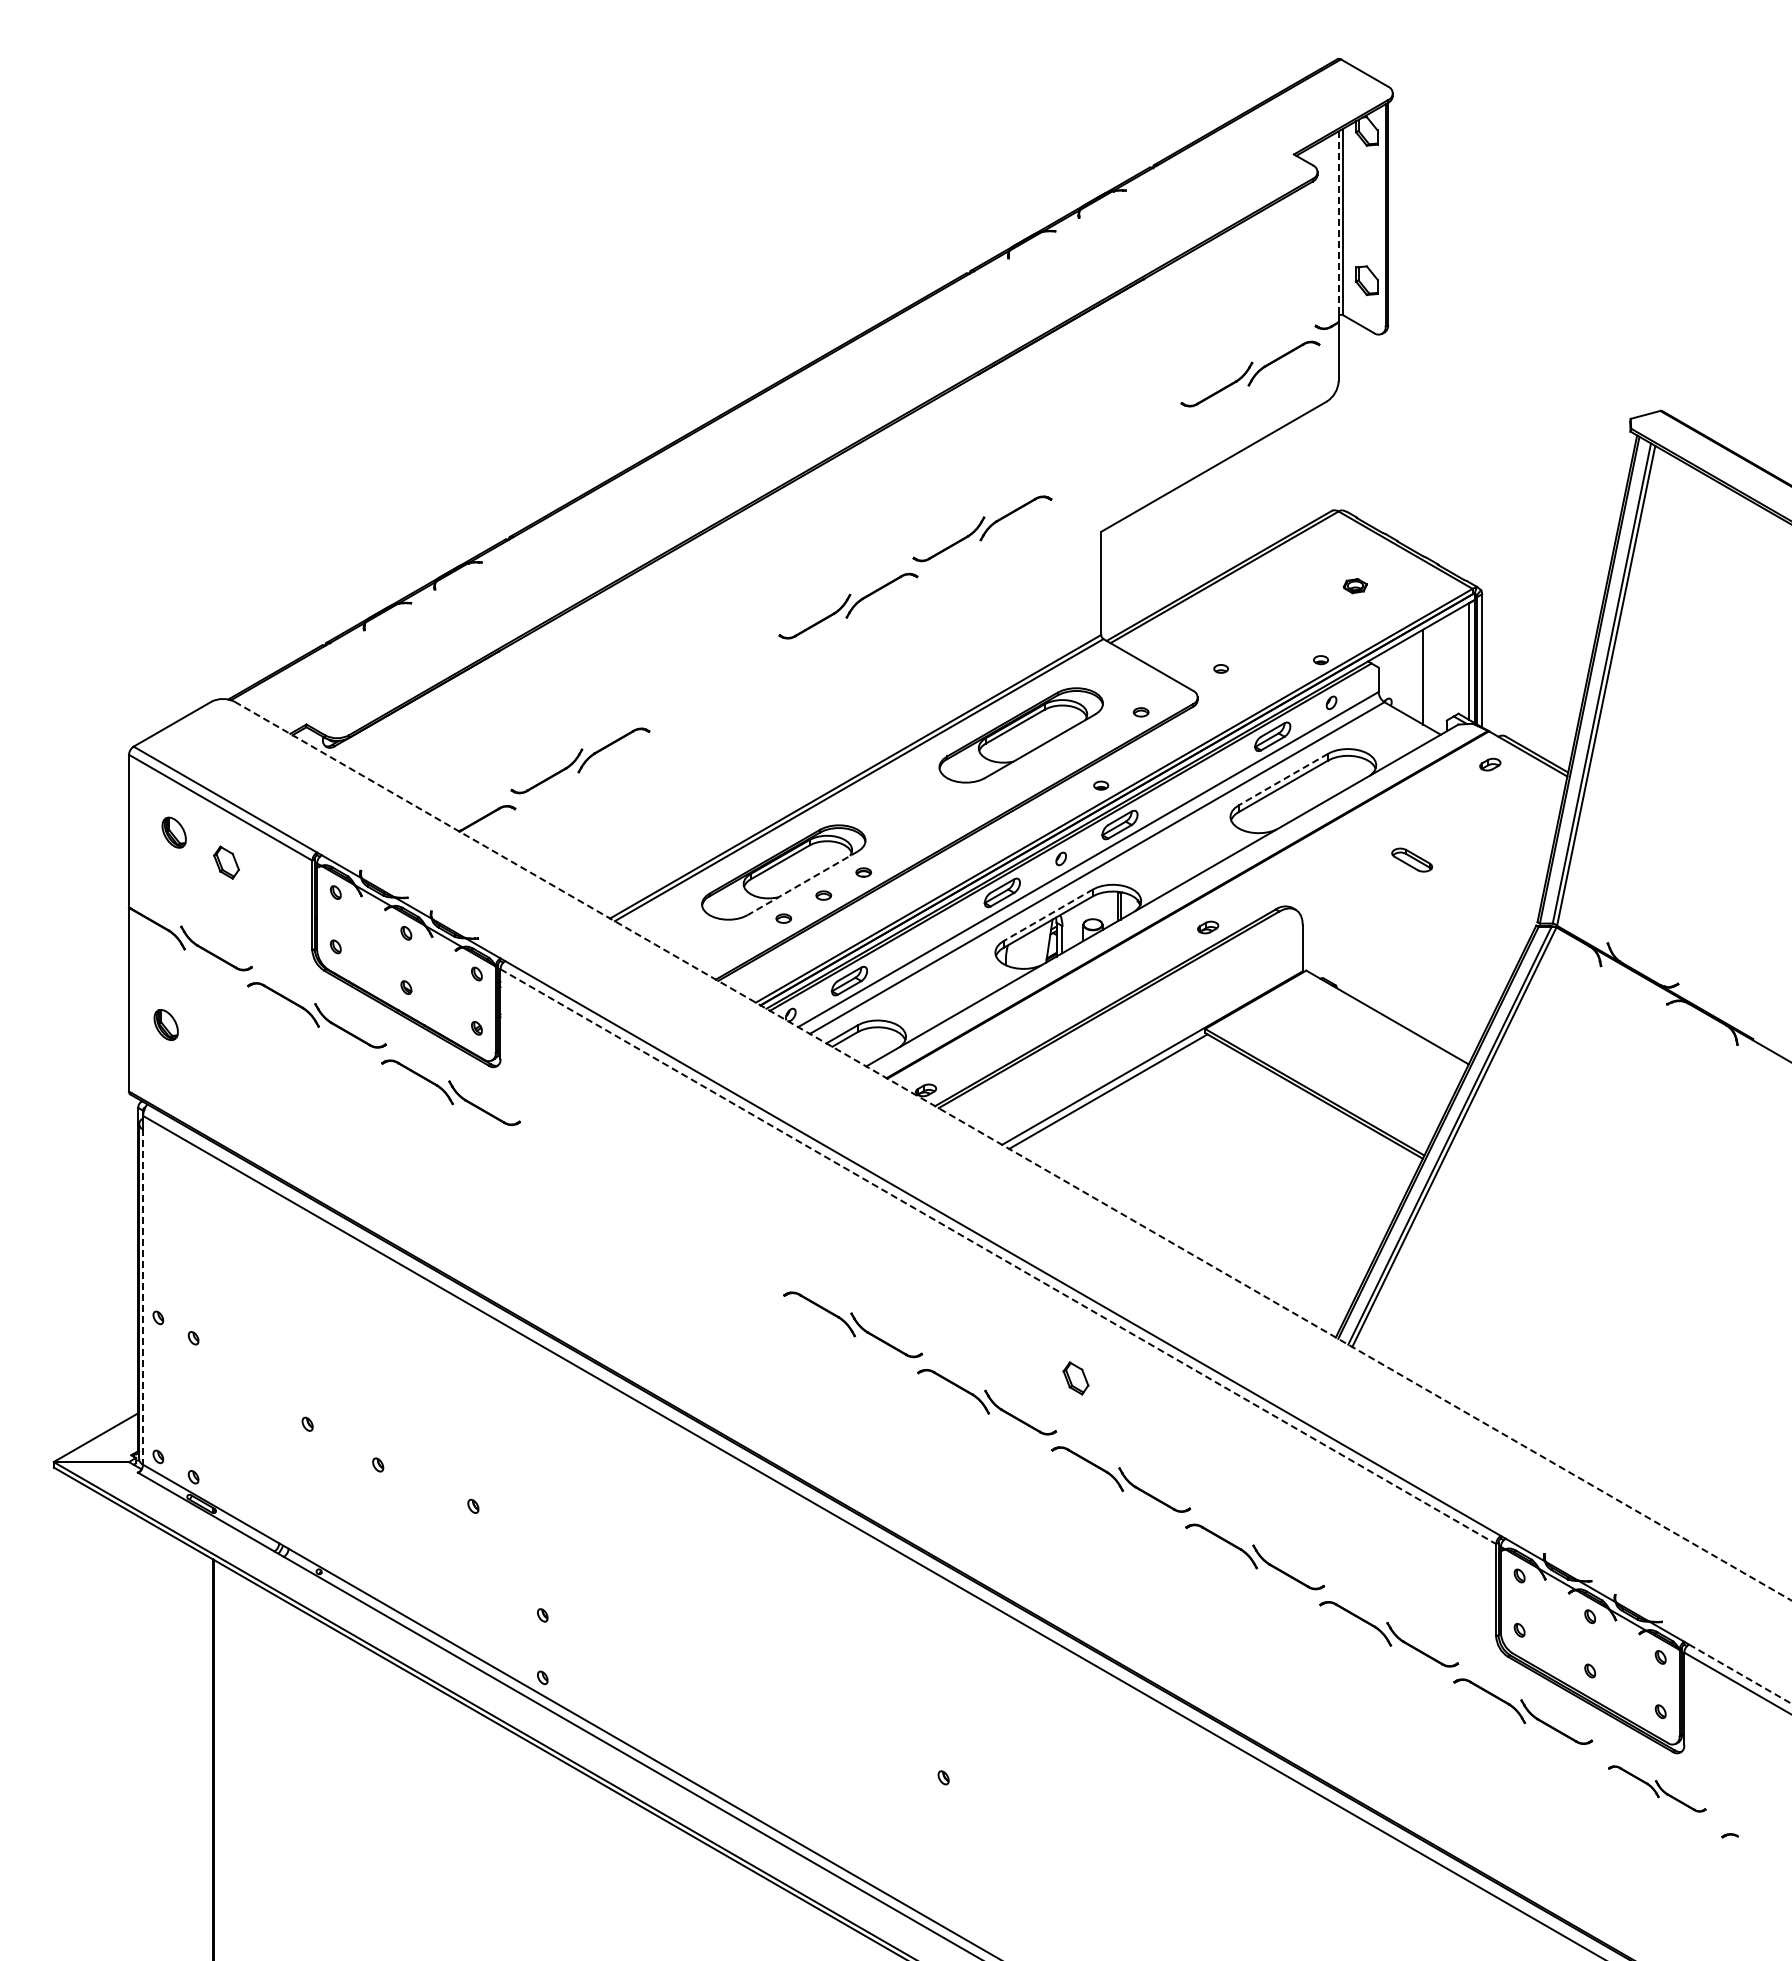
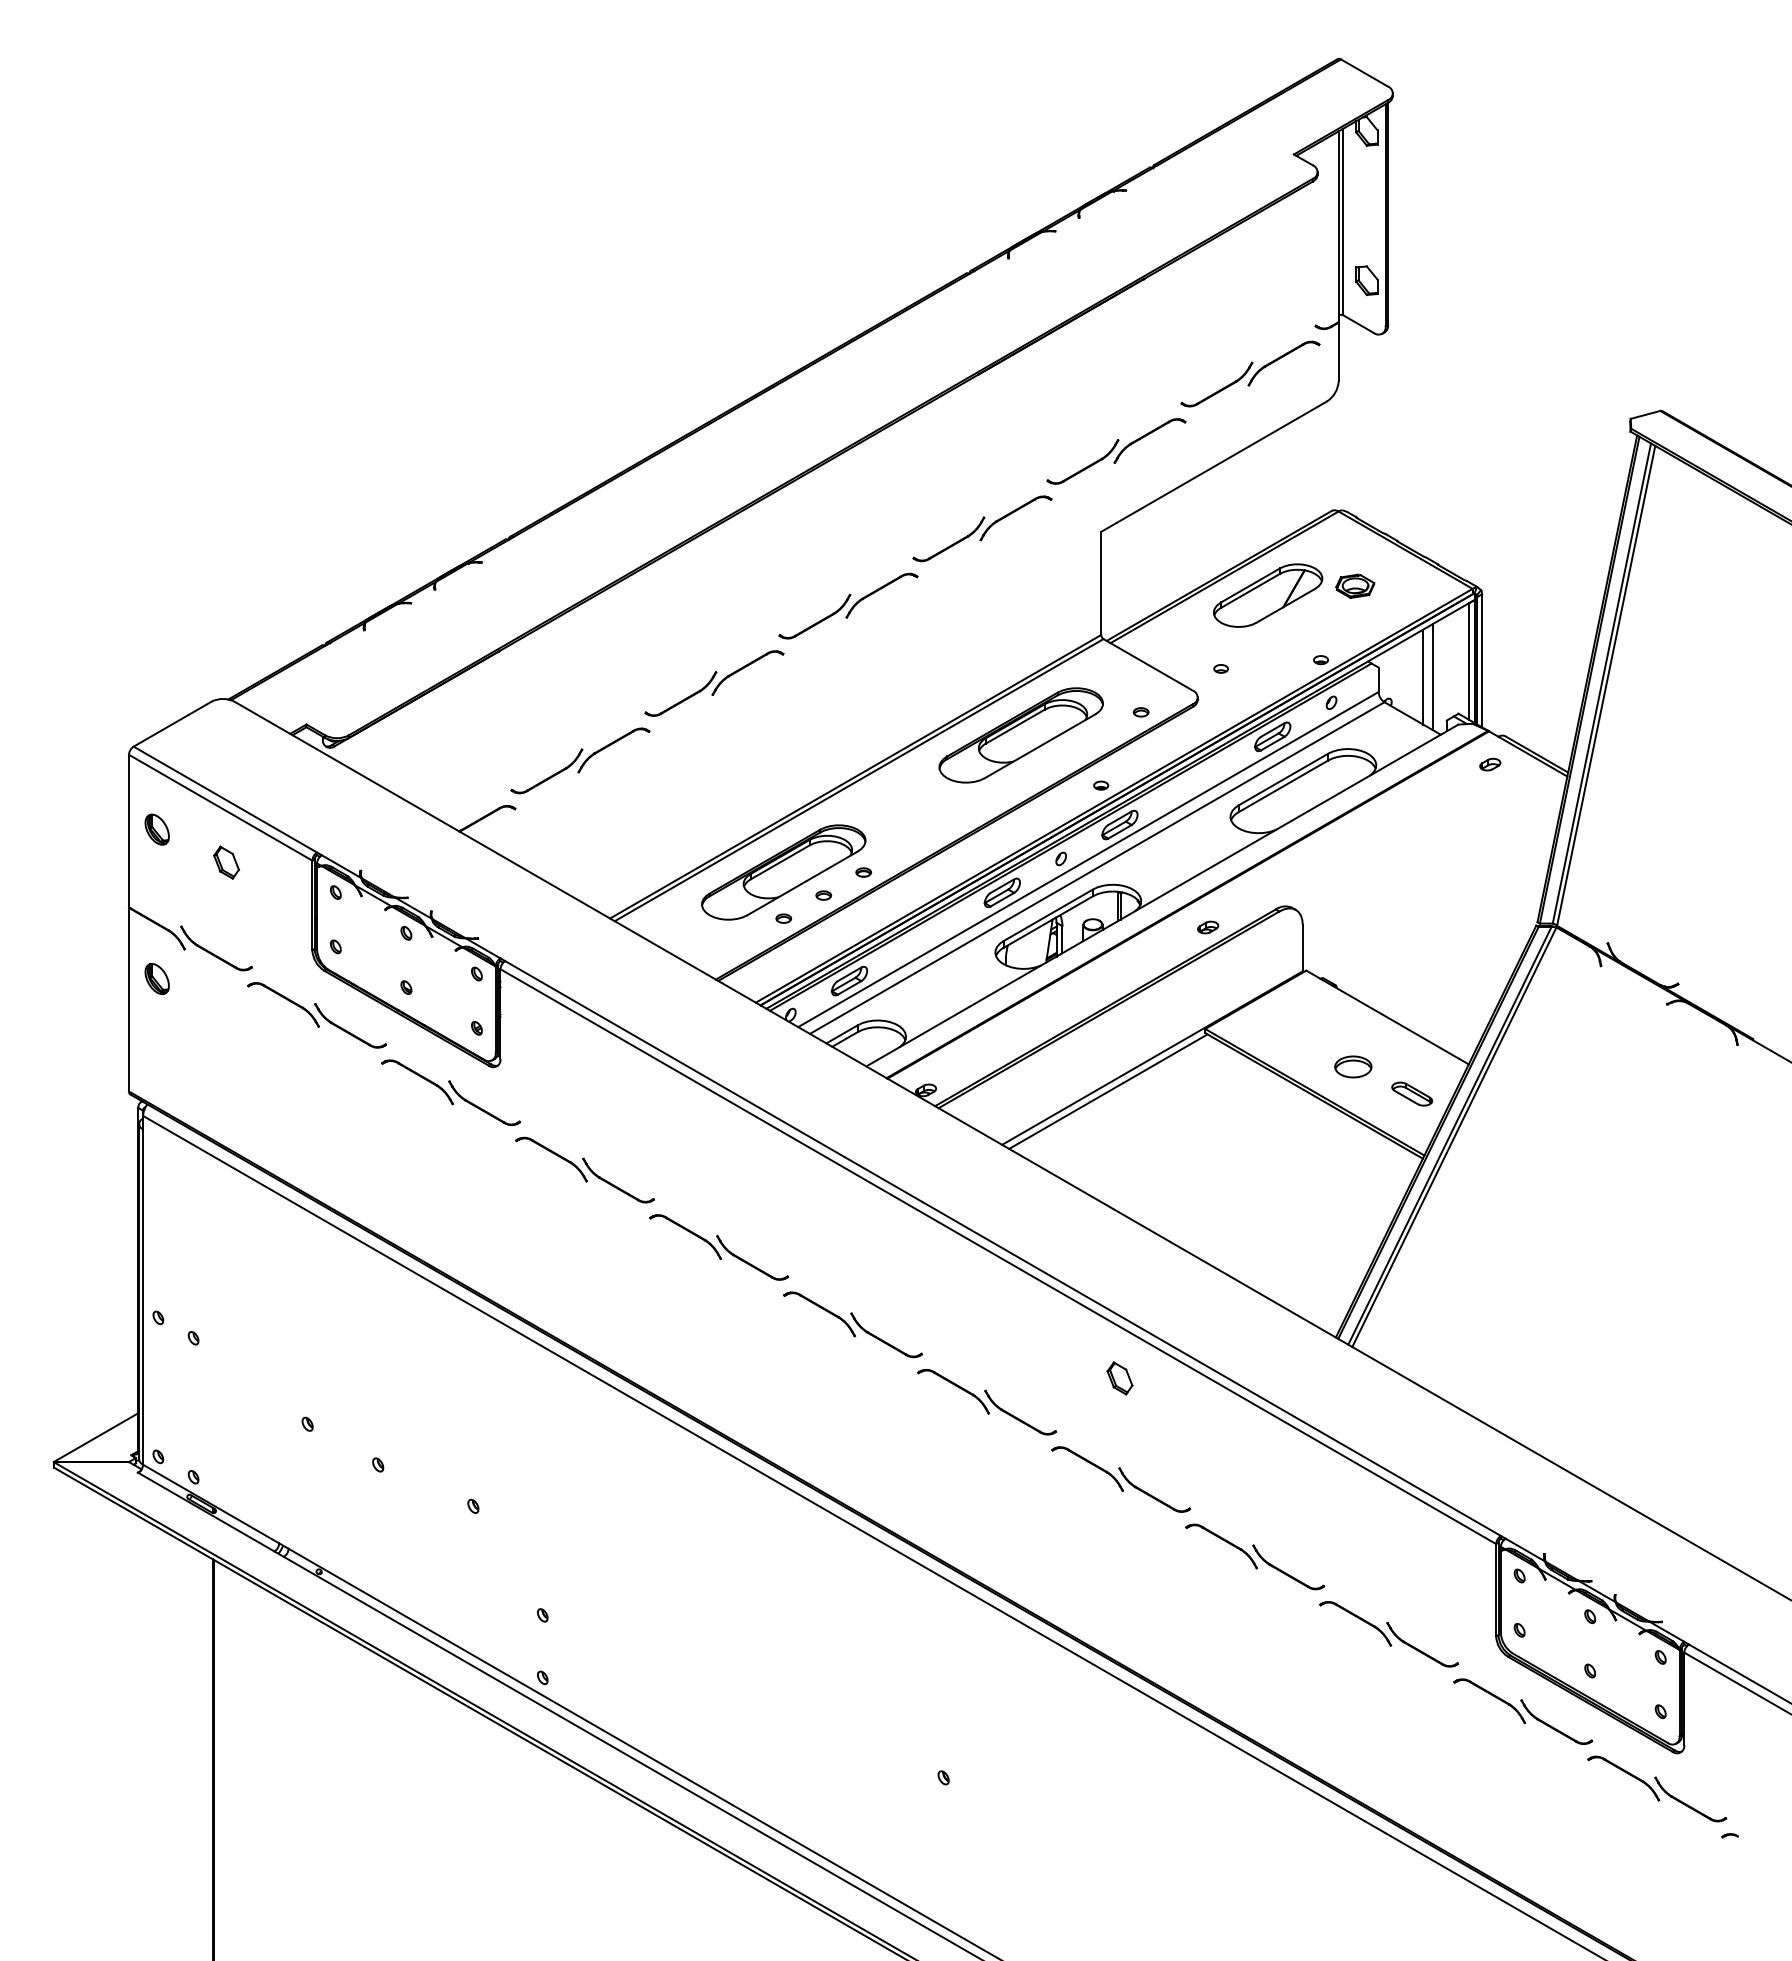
line: dashed -> solid (1338, 223)
part: none -> present (1116, 451)
part size: 25x17 px -> 41x26 px (1355, 585)
part: none -> present (1268, 595)
line: none -> present (1432, 677)
part: none -> present (714, 683)
line: dashed -> solid (1283, 779)
part position: (173, 832) -> (156, 829) (156, 829)
part position: (1411, 859) -> (1411, 1093) (1411, 1093)
line: dashed -> solid (802, 883)
line: dashed -> solid (1048, 915)
part position: (165, 1024) -> (156, 978) (156, 978)
part: none -> present (1353, 1066)
line: dashed -> solid (1013, 1151)
part: none -> present (584, 1169)
part: none -> present (718, 1247)
line: dashed -> solid (998, 1256)
line: dashed -> solid (143, 1297)
part position: (1075, 1378) -> (1119, 1378) (1119, 1378)
line: dashed -> solid (1740, 1674)
part size: 99x48 px -> 141x68 px (1657, 1788)
